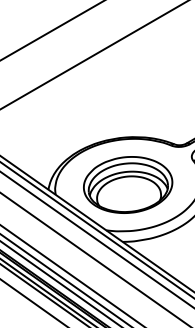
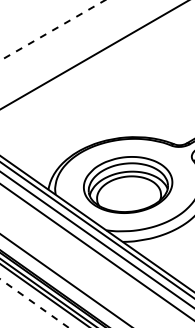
line: solid -> dashed (52, 30)
line position: (94, 259) -> (96, 251) (96, 251)
line: present -> none (71, 275)
line: present -> none (60, 283)
line: solid -> dashed (34, 303)
